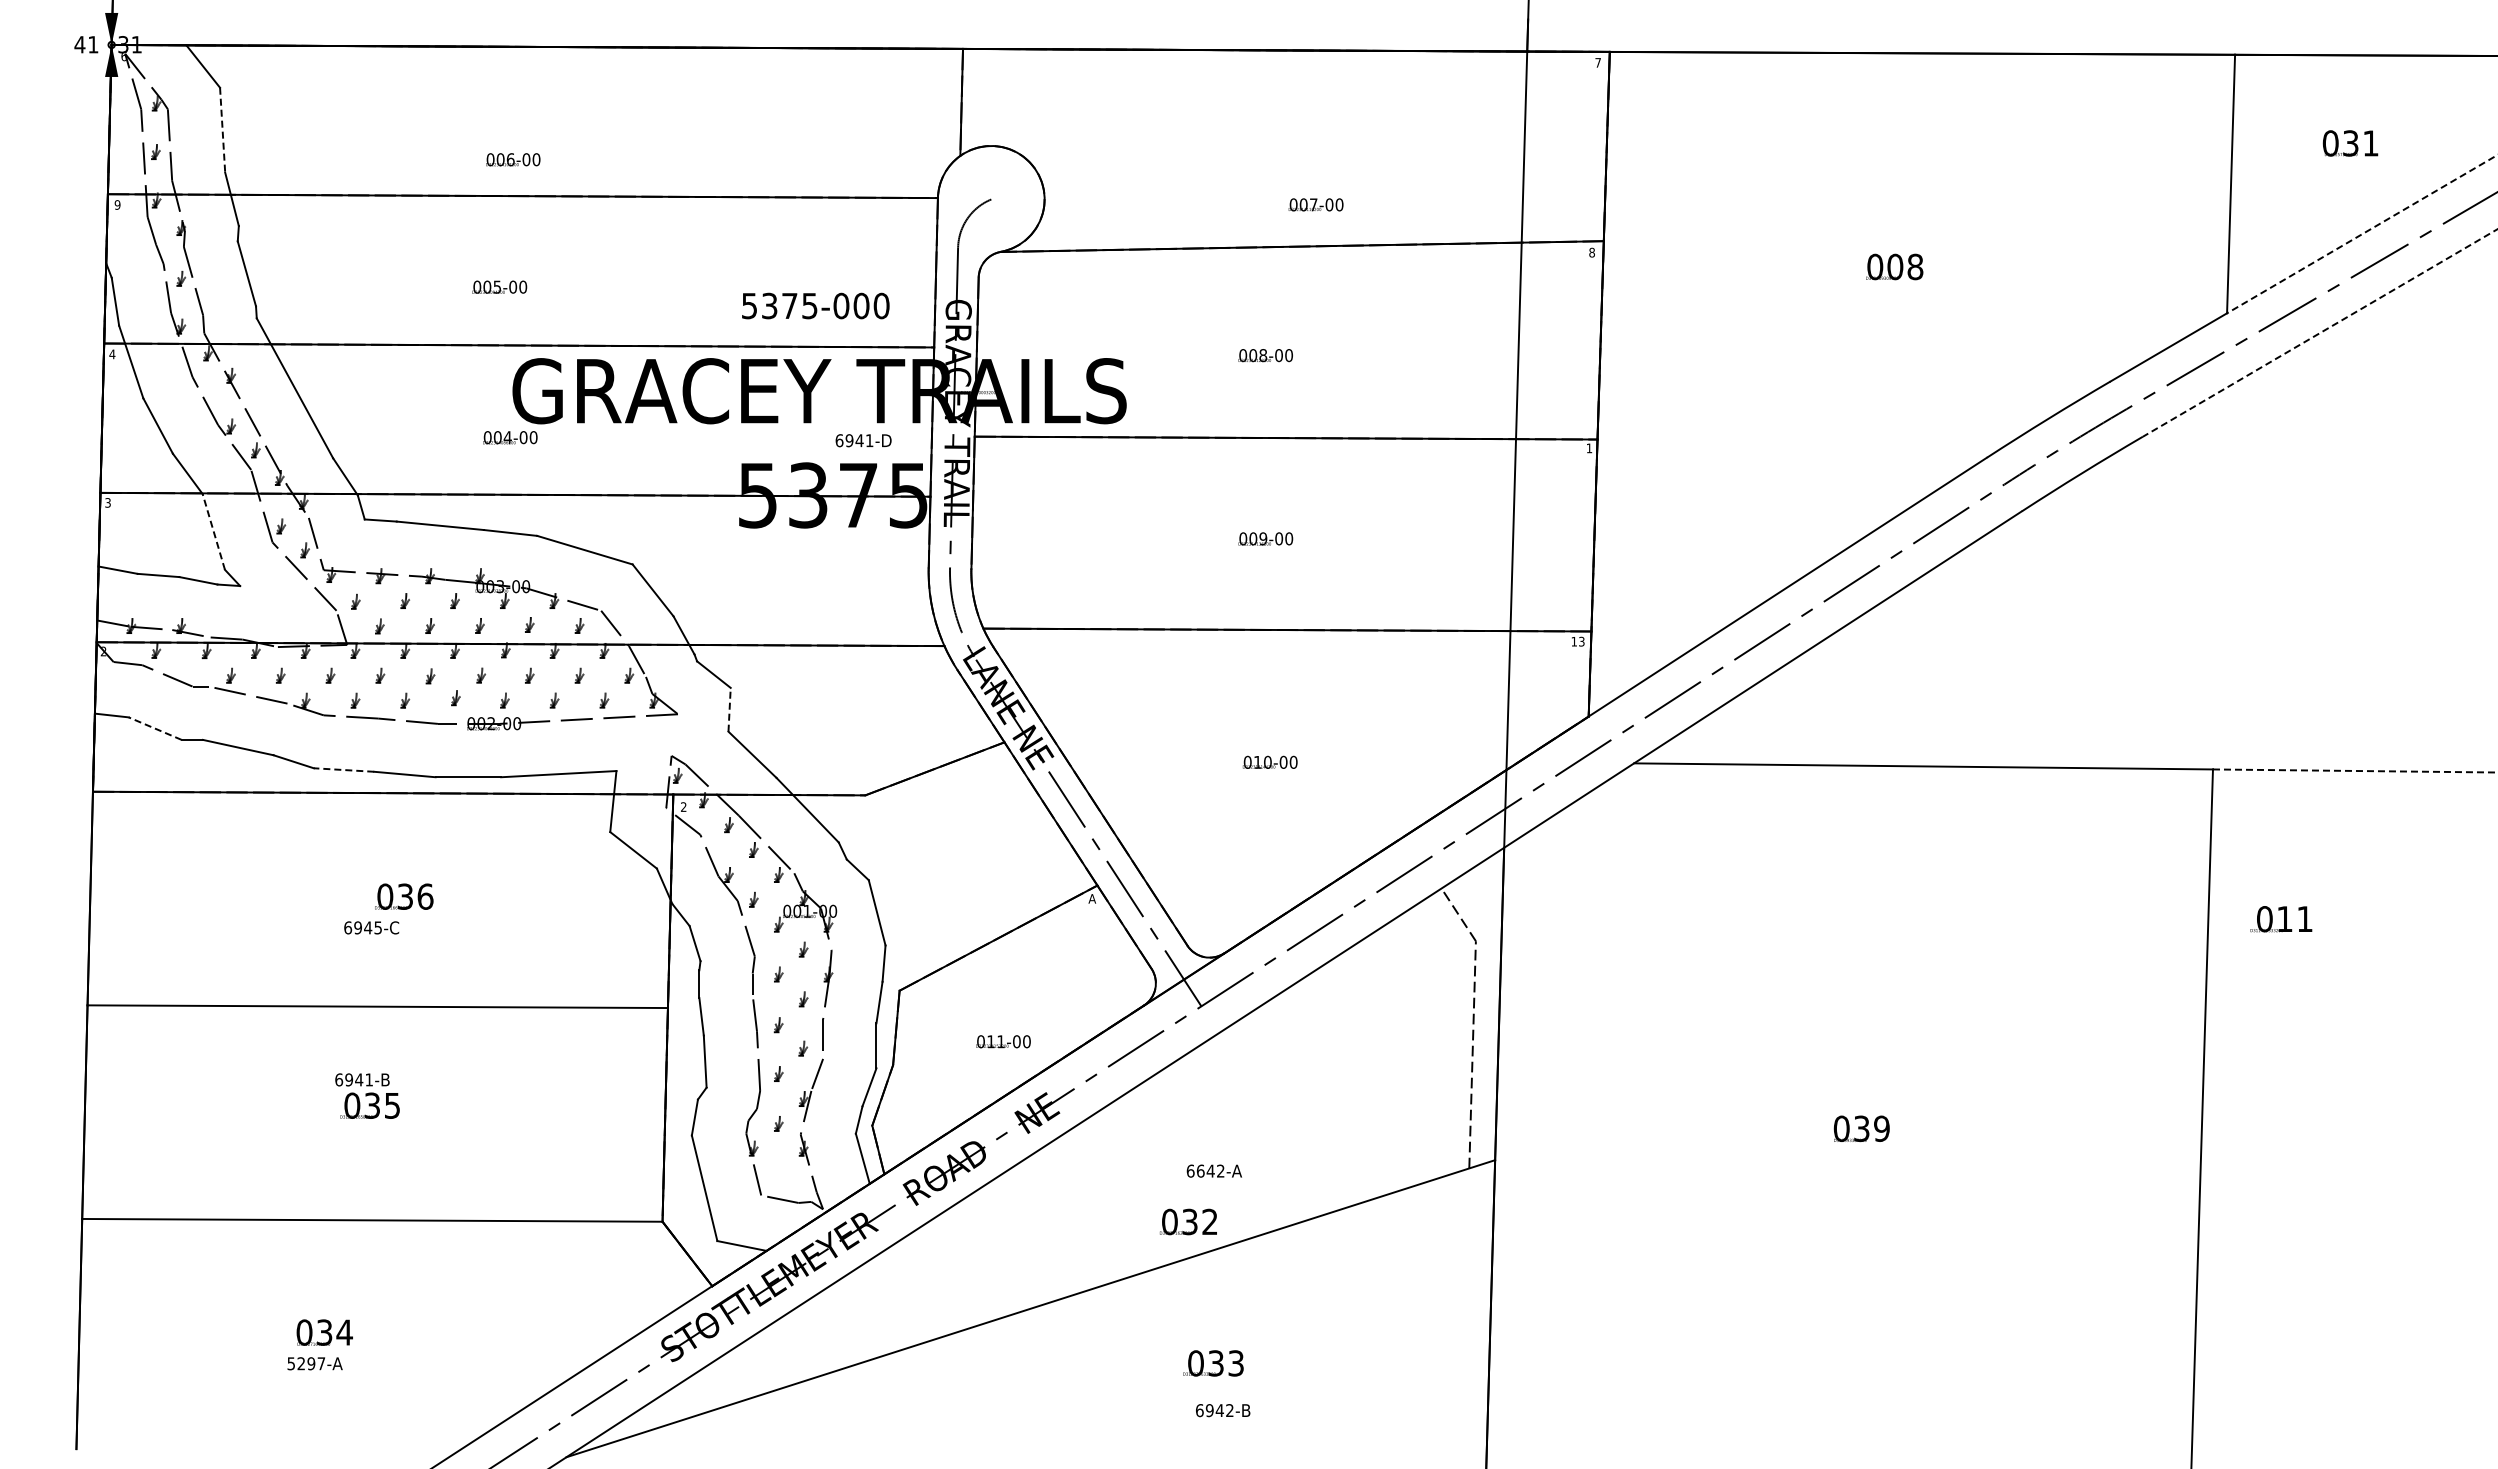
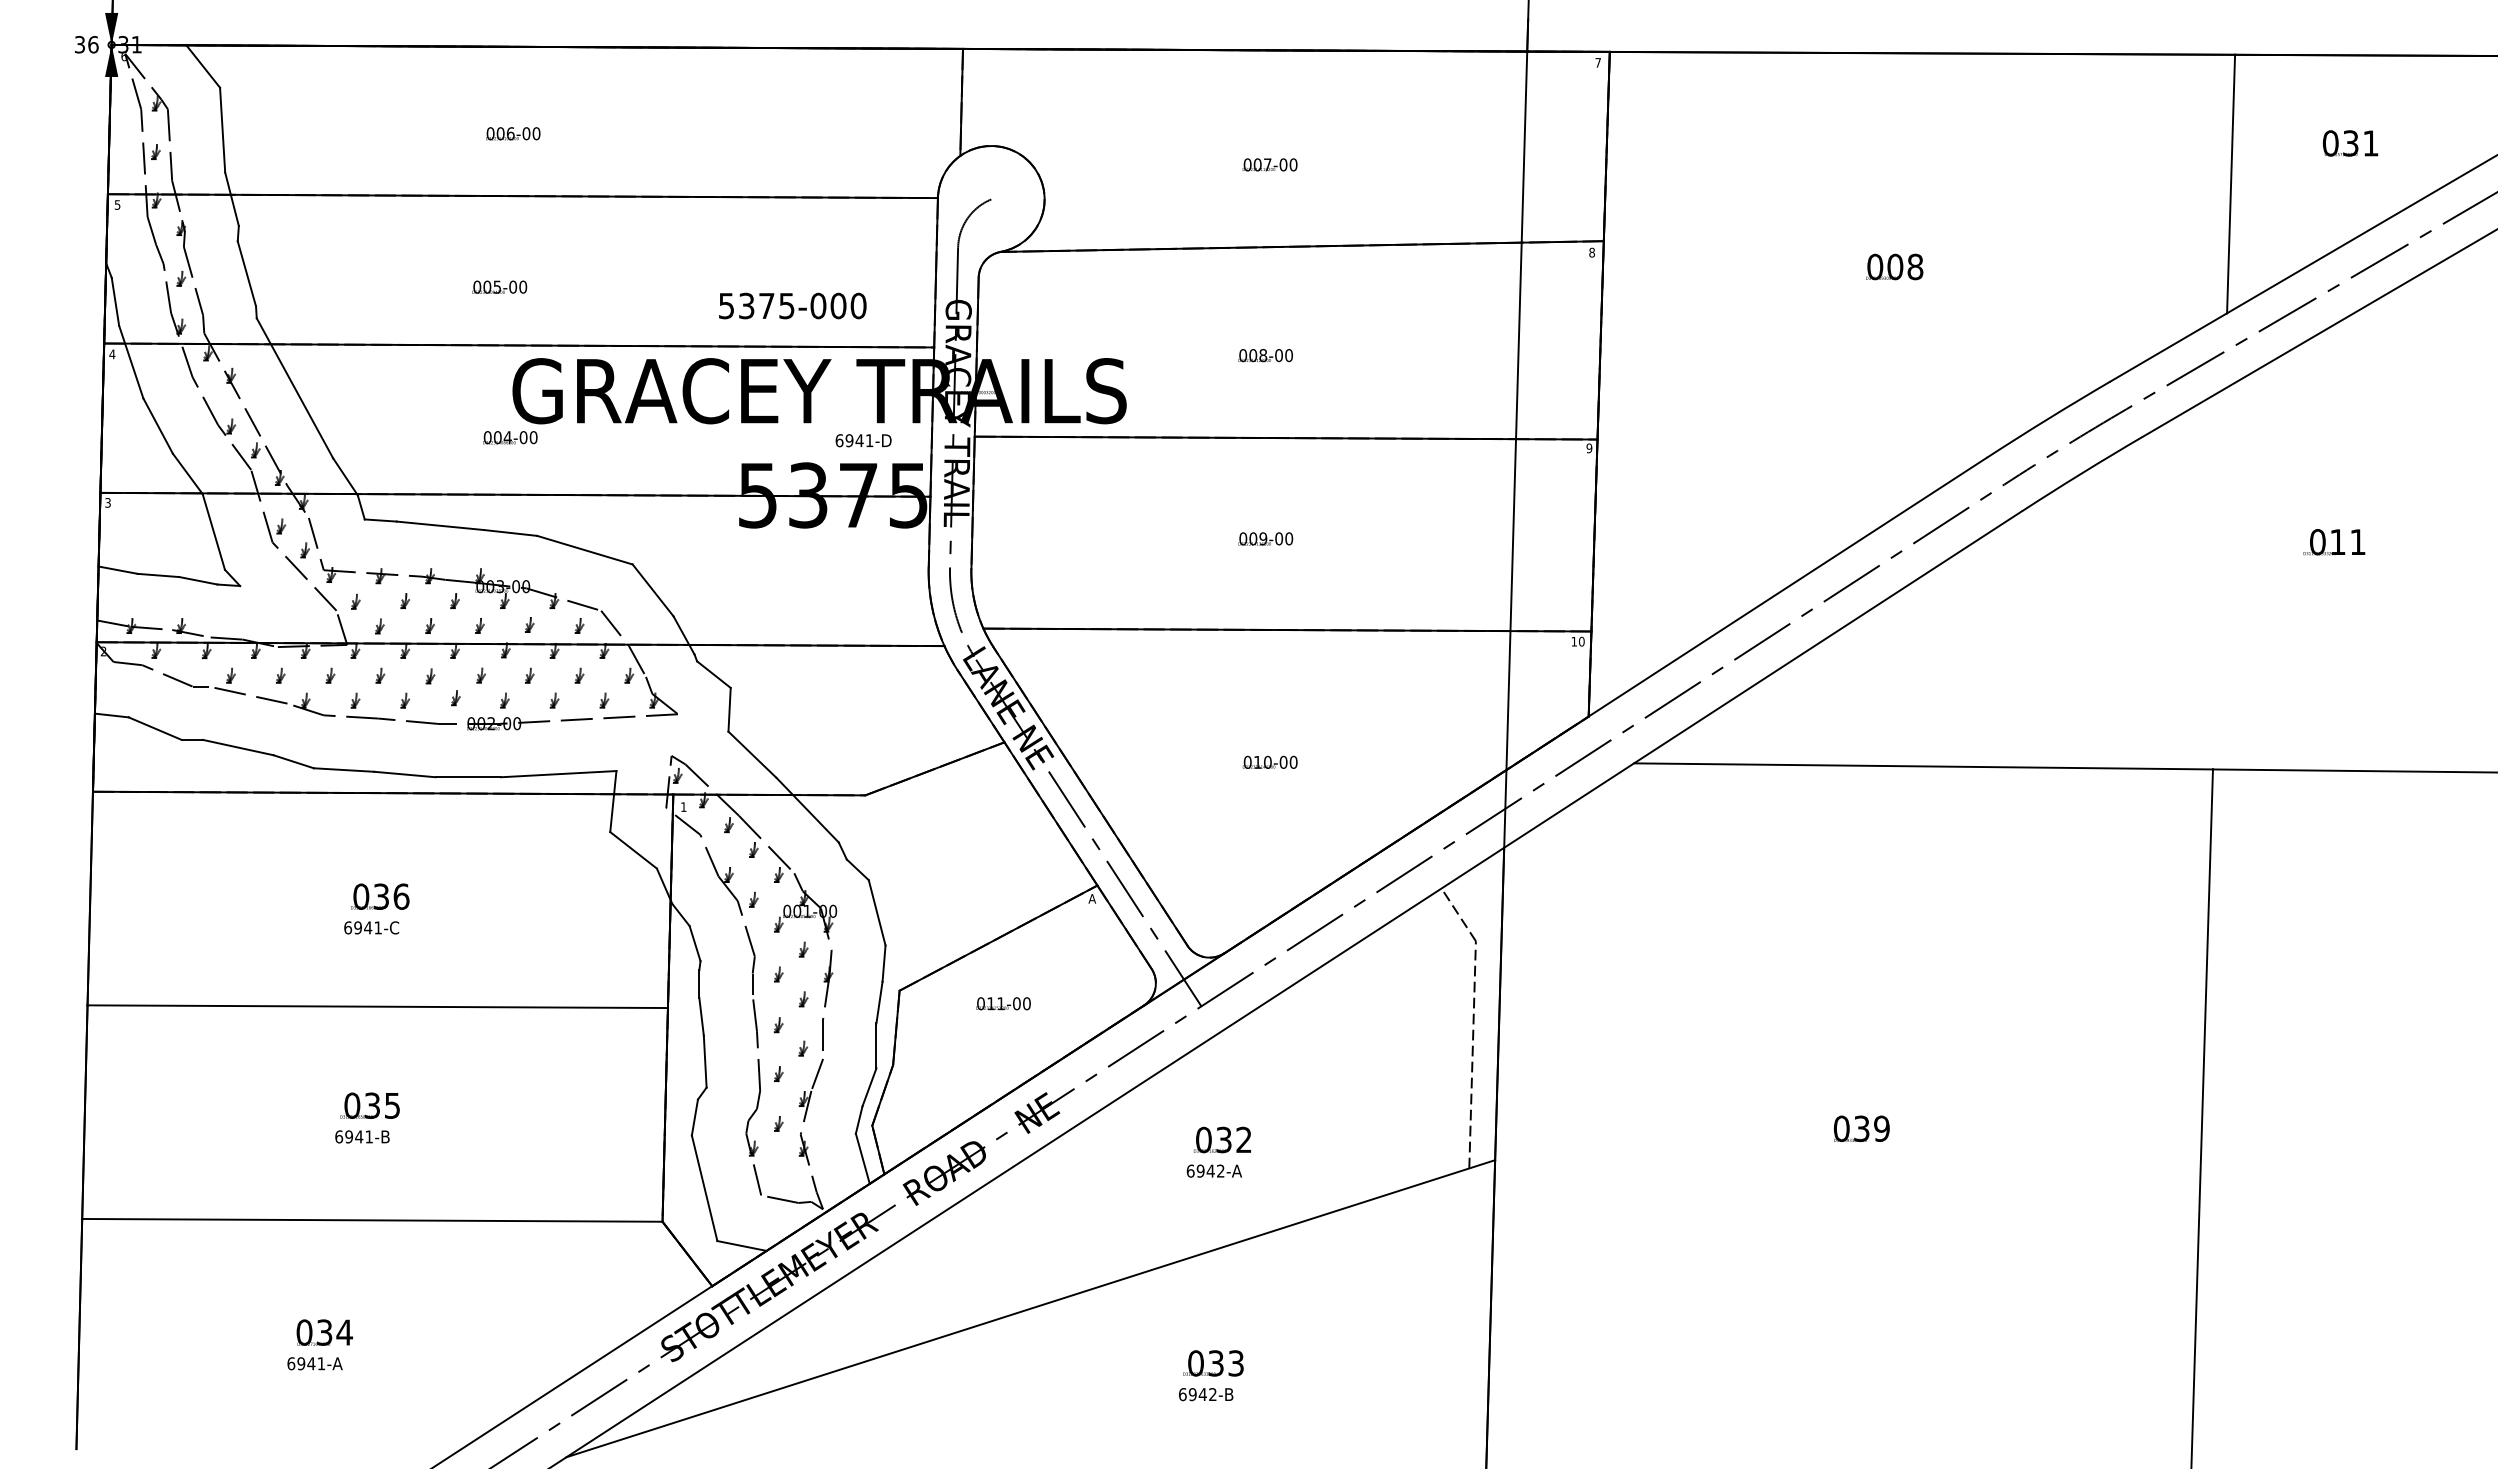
text: 41 -> 36 (86, 44)
line: dashed -> solid (222, 130)
text position: (513, 159) -> (513, 133) (513, 133)
text: 9 -> 5 (117, 204)
text position: (1315, 204) -> (1269, 164) (1269, 164)
line: dashed -> solid (2362, 234)
text position: (815, 305) -> (792, 305) (792, 305)
line: dashed -> solid (2319, 333)
text: 1 -> 9 (1589, 448)
line: dashed -> solid (213, 531)
text: 13 -> 10 (1581, 641)
line: dashed -> solid (729, 709)
line: dashed -> solid (155, 728)
line: dashed -> solid (343, 770)
line: dashed -> solid (2355, 770)
text: 2 -> 1 (683, 806)
text position: (404, 896) -> (380, 896) (380, 896)
text position: (2281, 919) -> (2334, 542) (2334, 542)
text: 6945-C -> 6941-C (377, 927)
text position: (1003, 1041) -> (1003, 1003) (1003, 1003)
text position: (362, 1079) -> (362, 1136) (362, 1136)
text: 6642-A -> 6942-A (1200, 1170)
text position: (1187, 1221) -> (1221, 1139) (1221, 1139)
text: 5297-A -> 6941-A (306, 1363)
text position: (1223, 1410) -> (1206, 1394) (1206, 1394)
